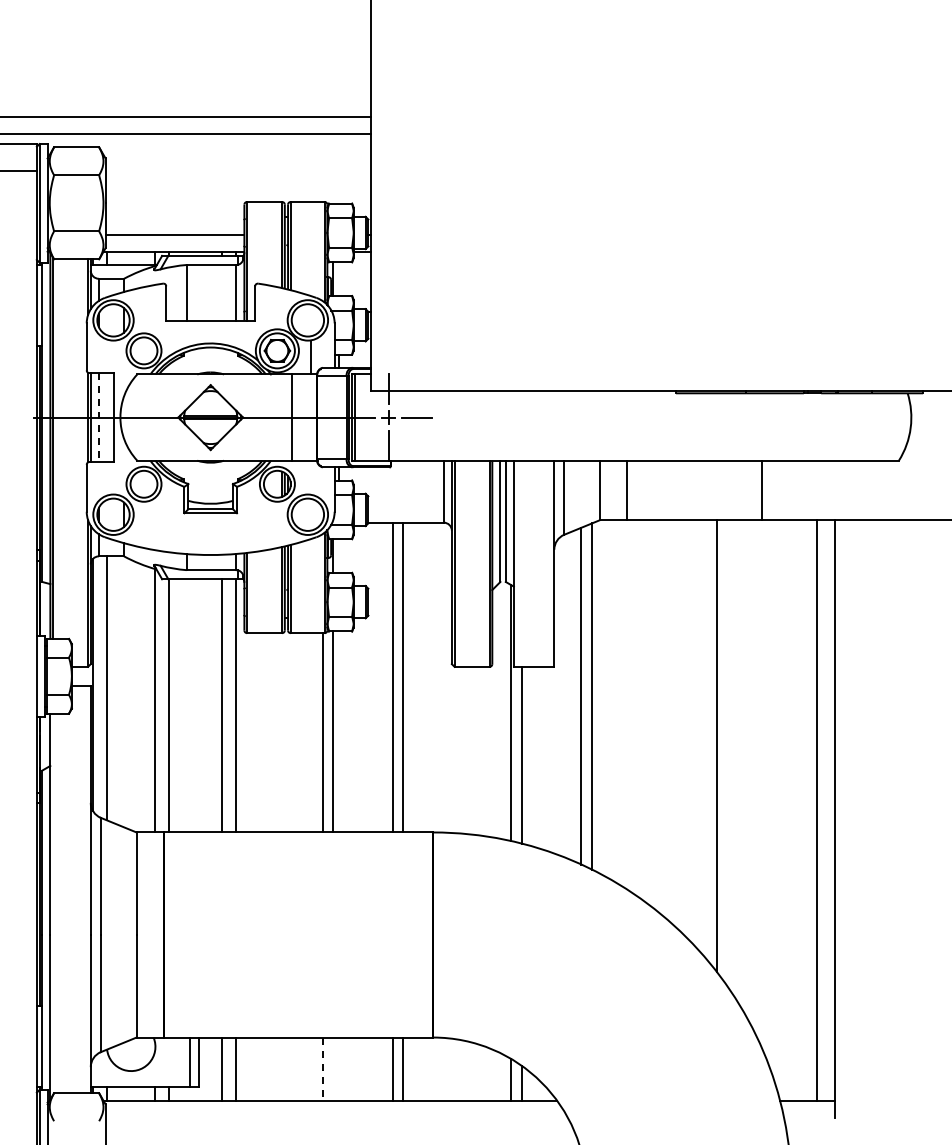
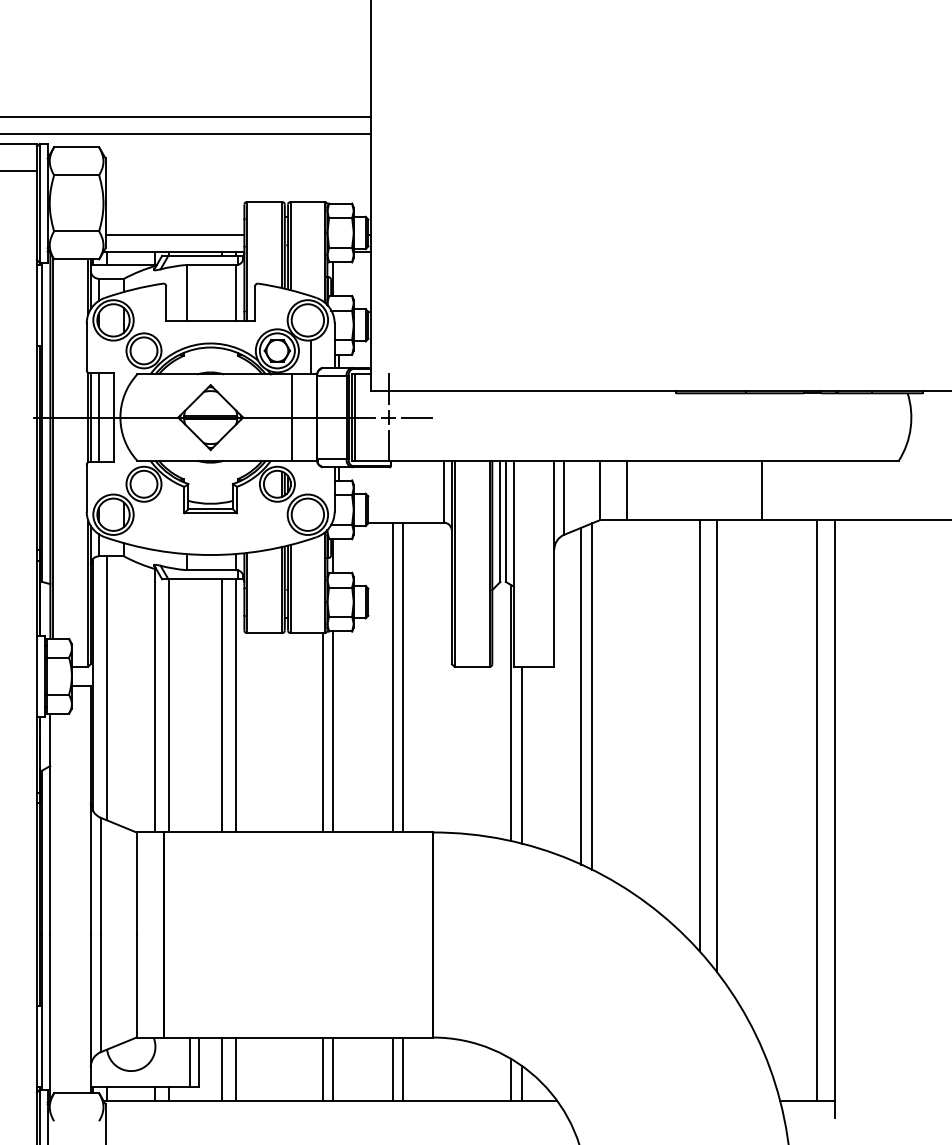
line: dashed -> solid (98, 418)
line: none -> present (699, 735)
line: none -> present (333, 1068)
line: dashed -> solid (322, 1069)
